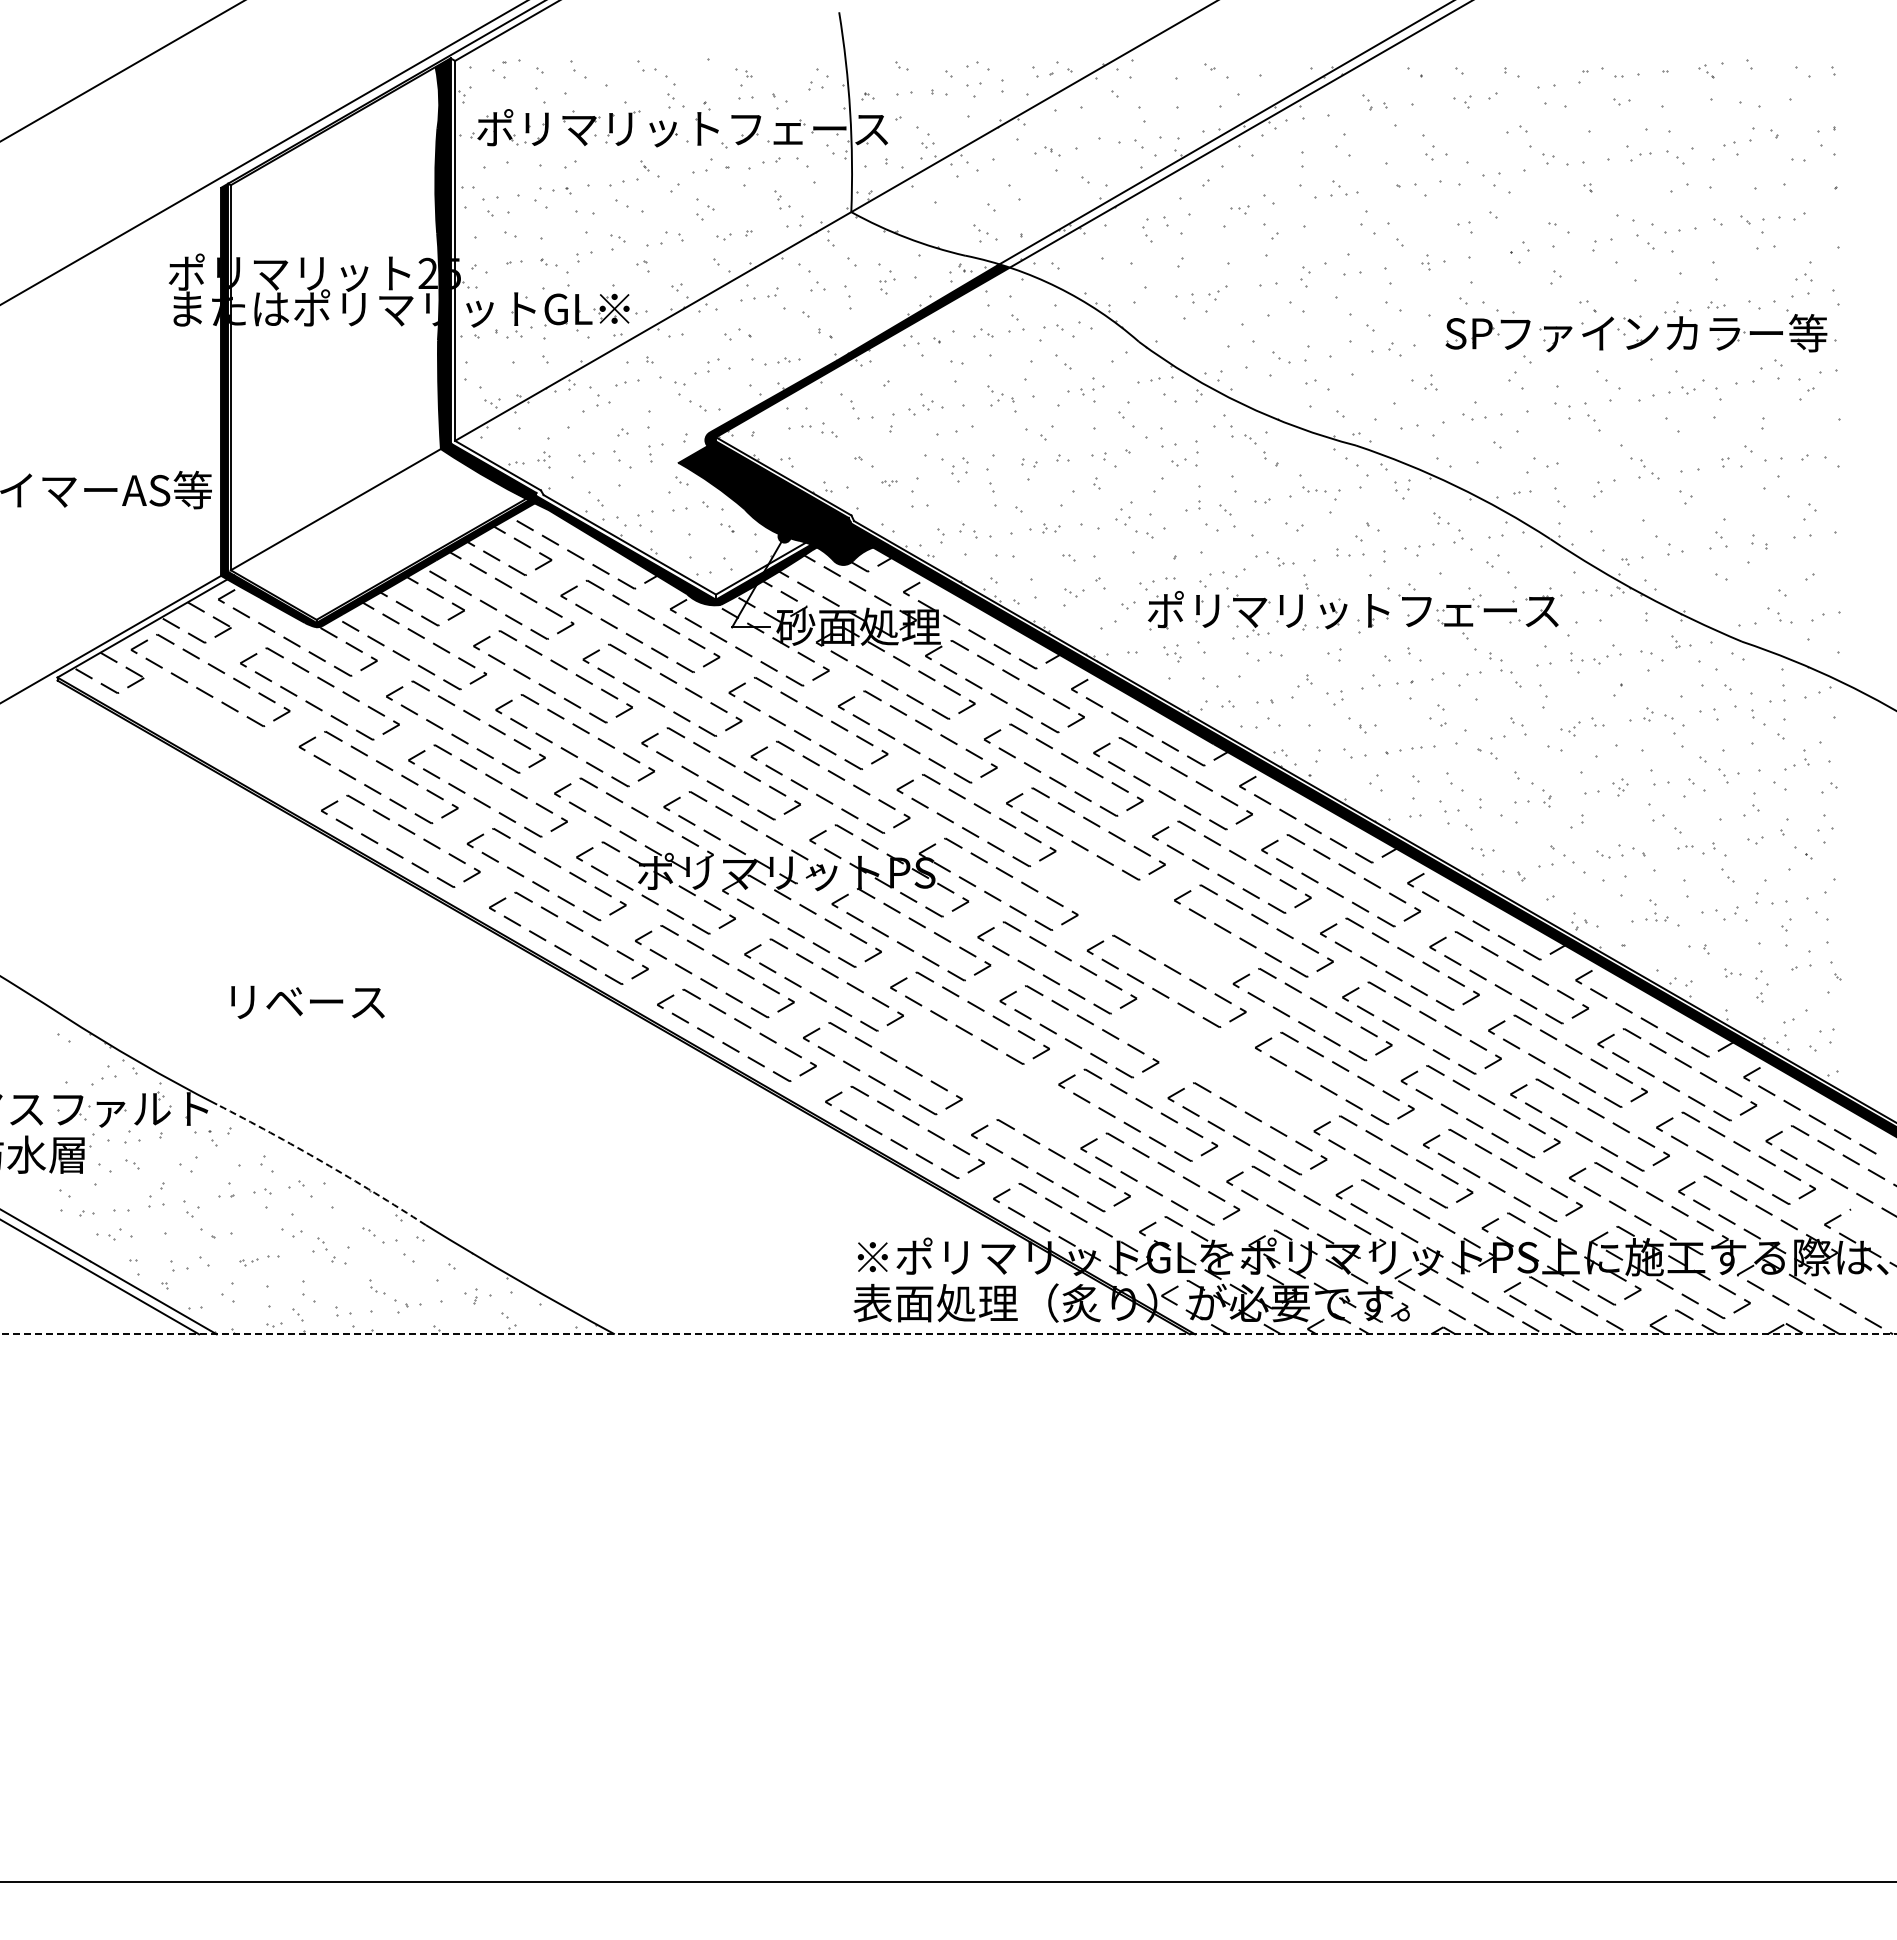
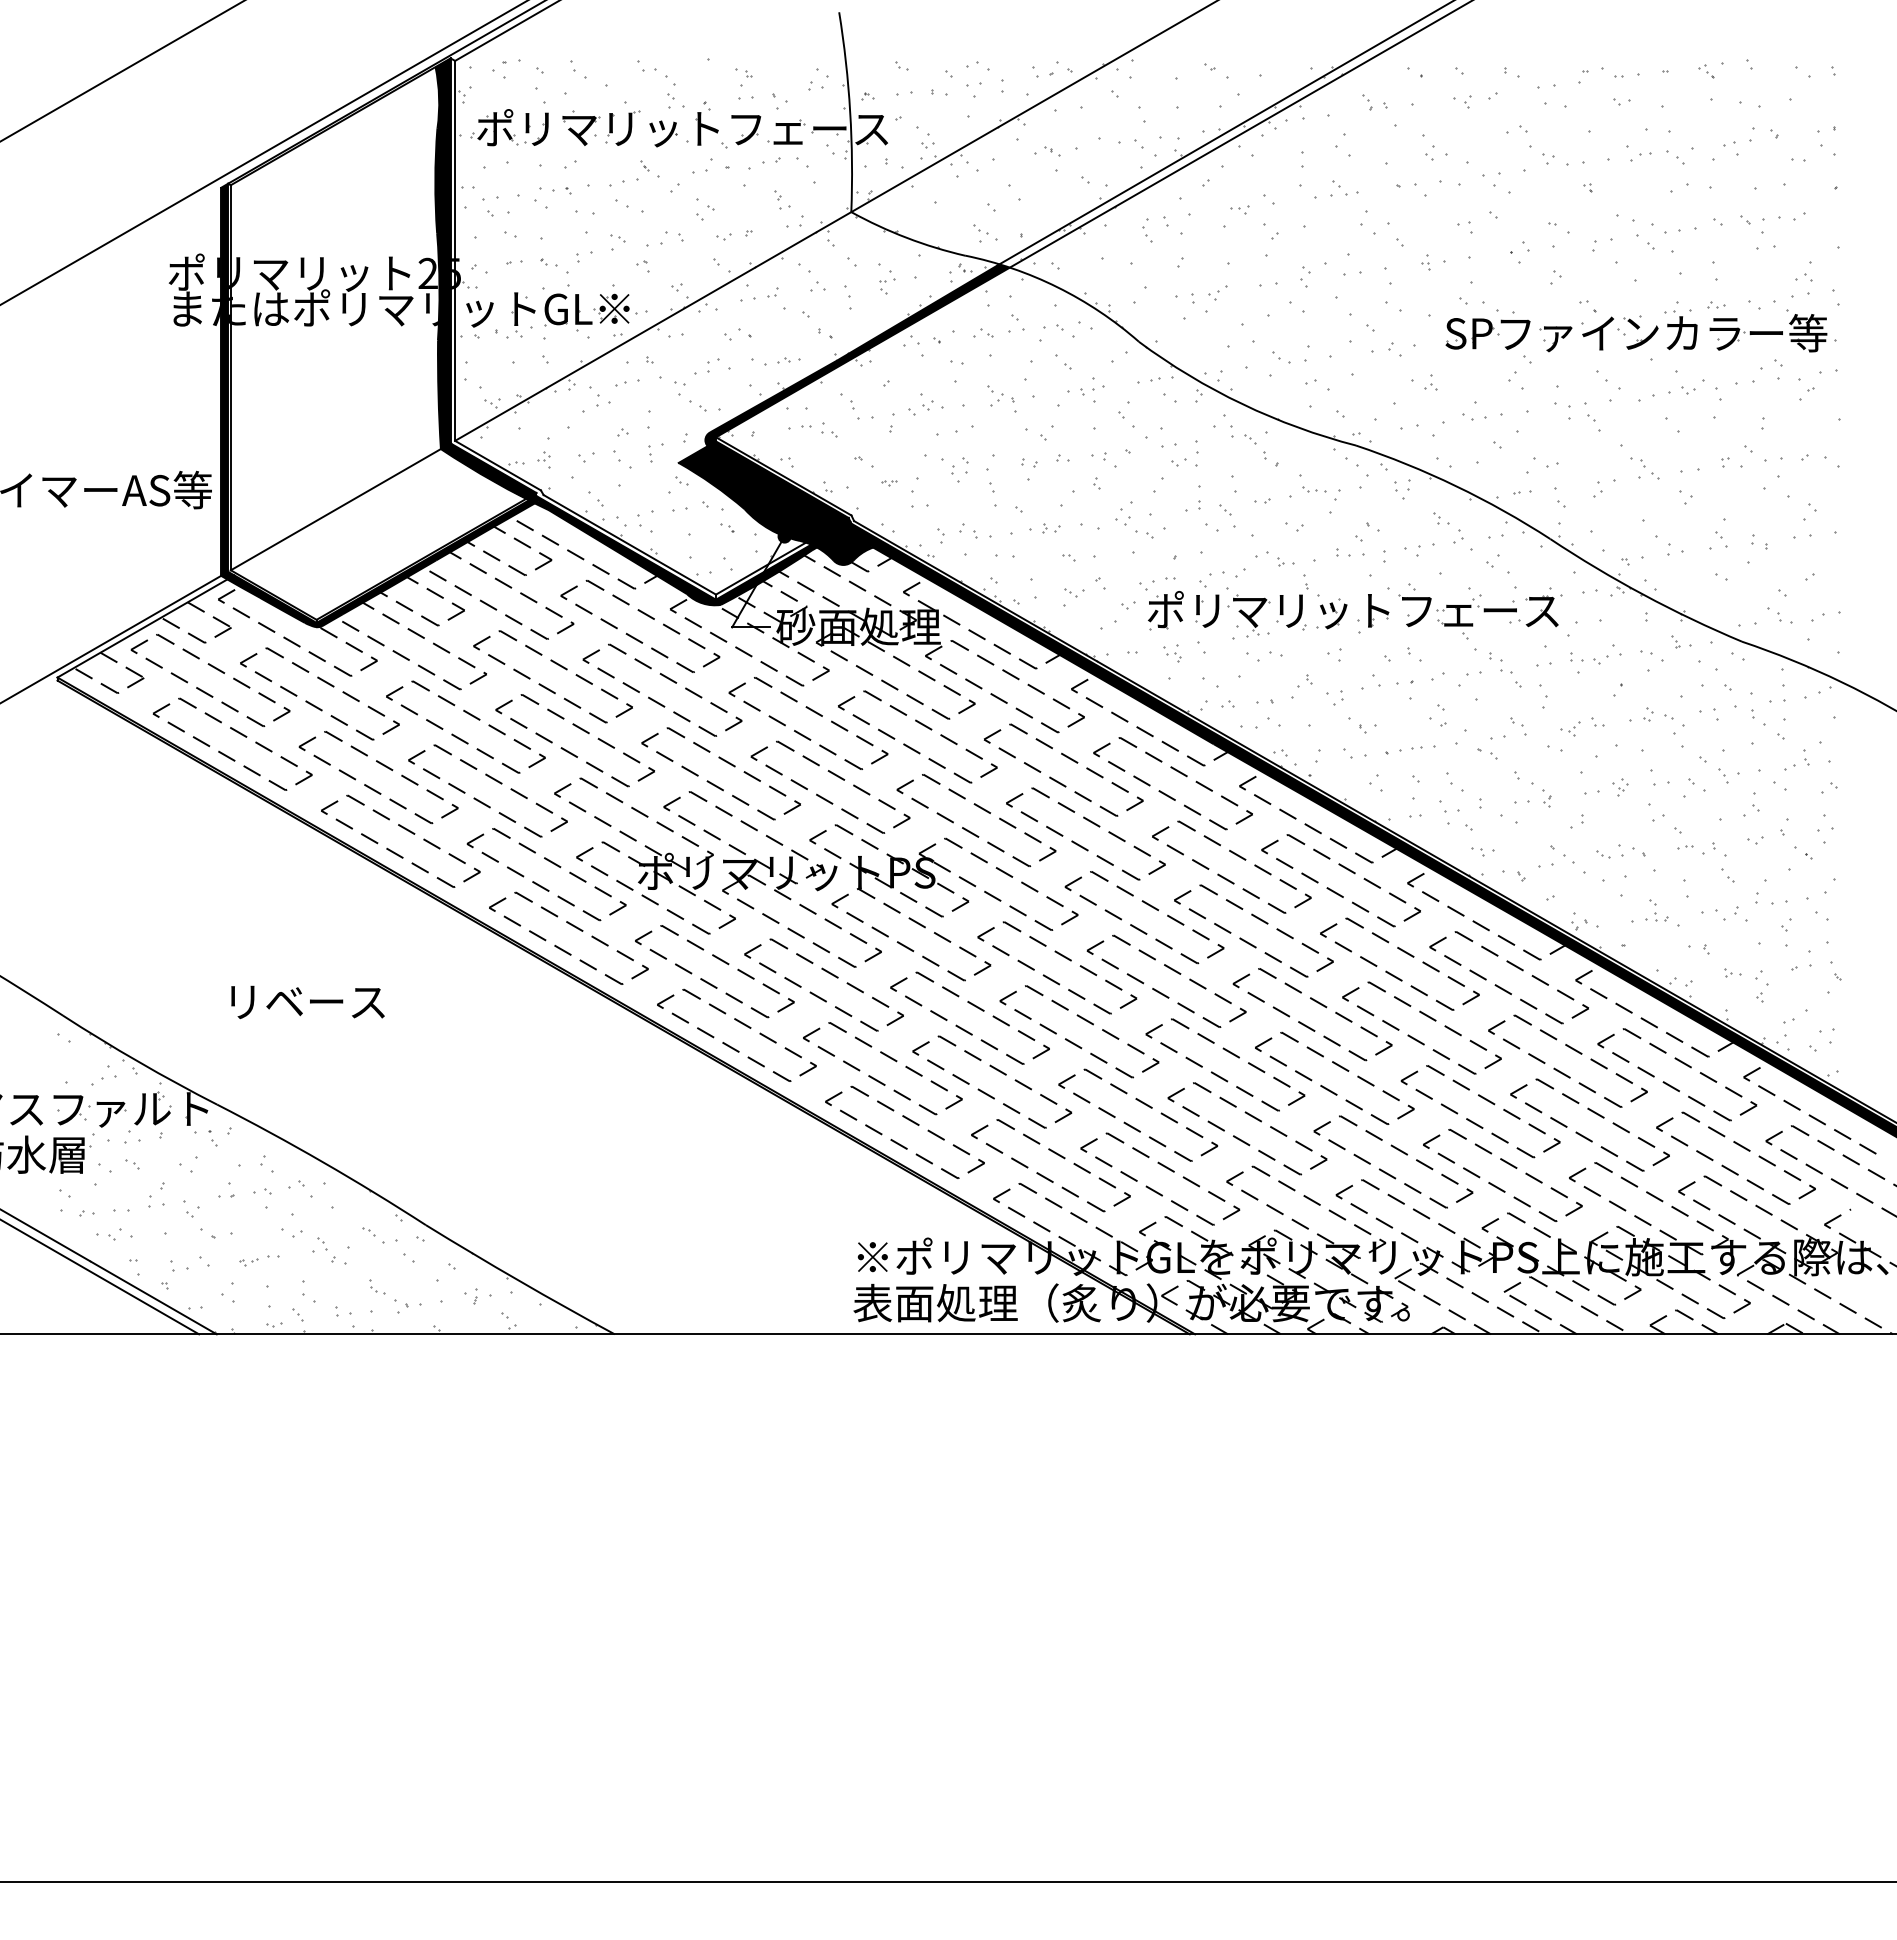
part: none -> present (238, 733)
part: none -> present (1149, 906)
part: none -> present (1231, 1054)
part: none -> present (999, 1072)
arc: dashed -> solid (323, 1162)
line: dashed -> solid (948, 1334)
